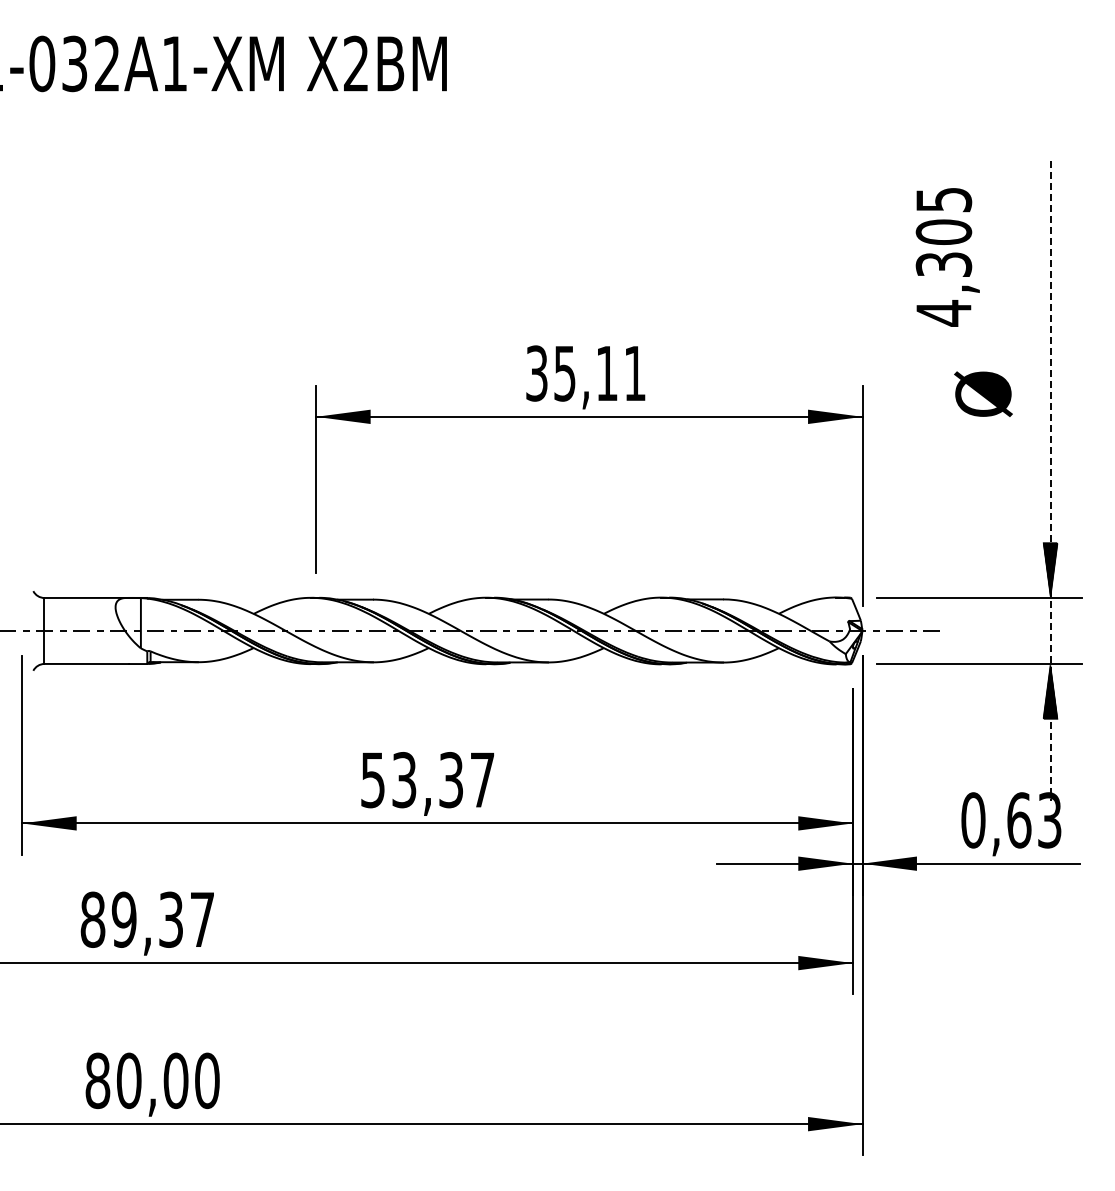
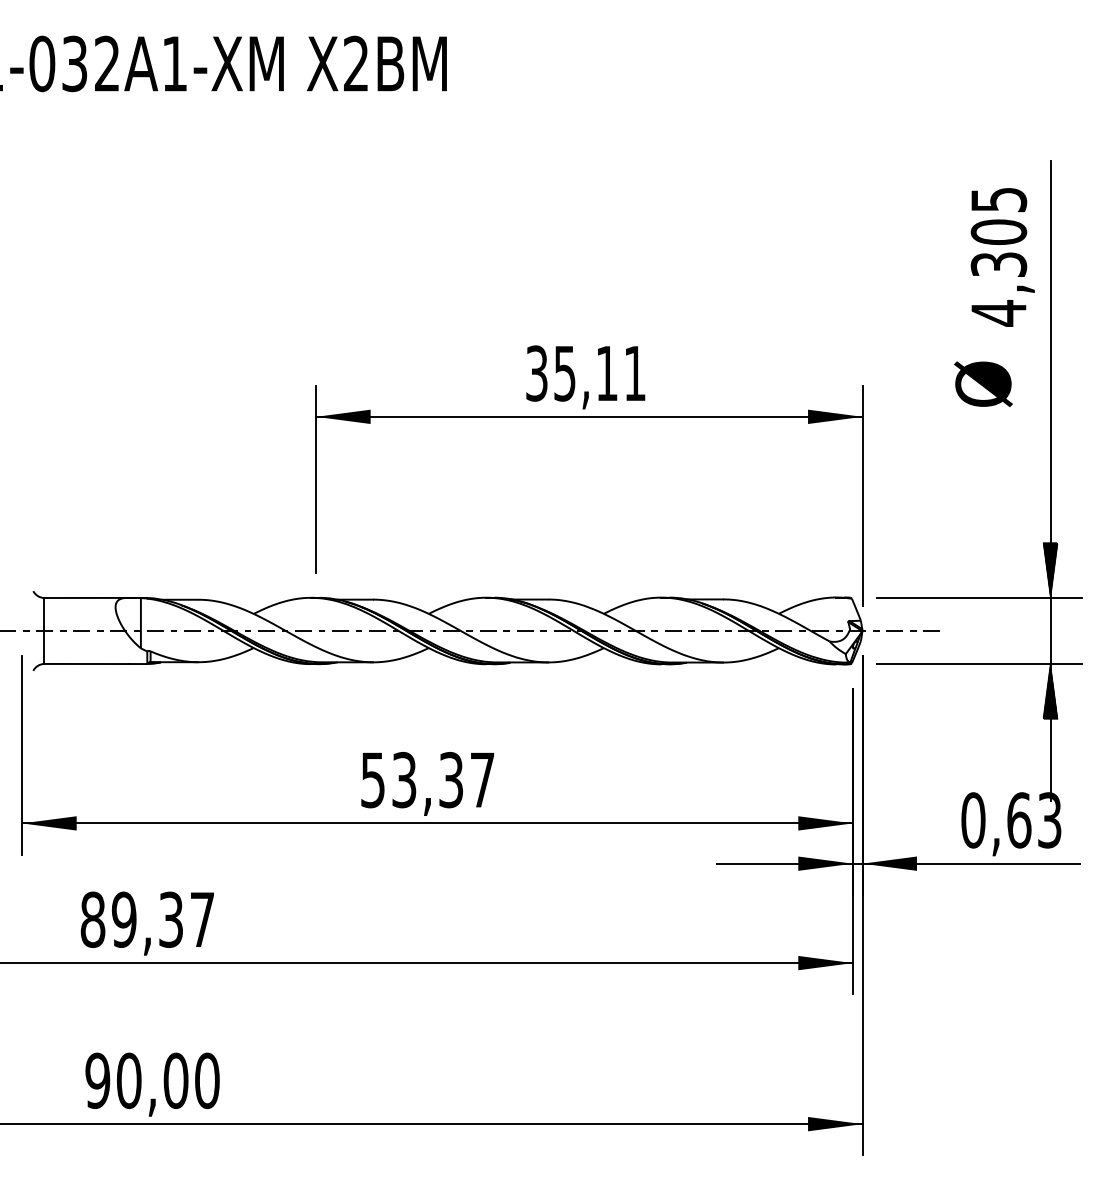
text position: (947, 257) -> (1002, 257) (1002, 257)
text position: (983, 393) -> (983, 383) (983, 383)
line: dashed -> solid (1050, 481)
text: 80,00 -> 90,00 (97, 1080)
